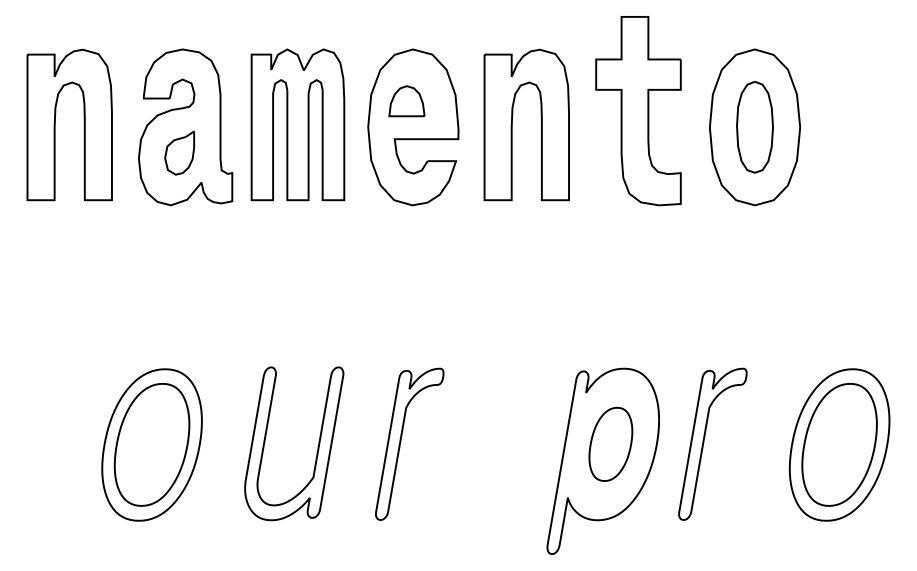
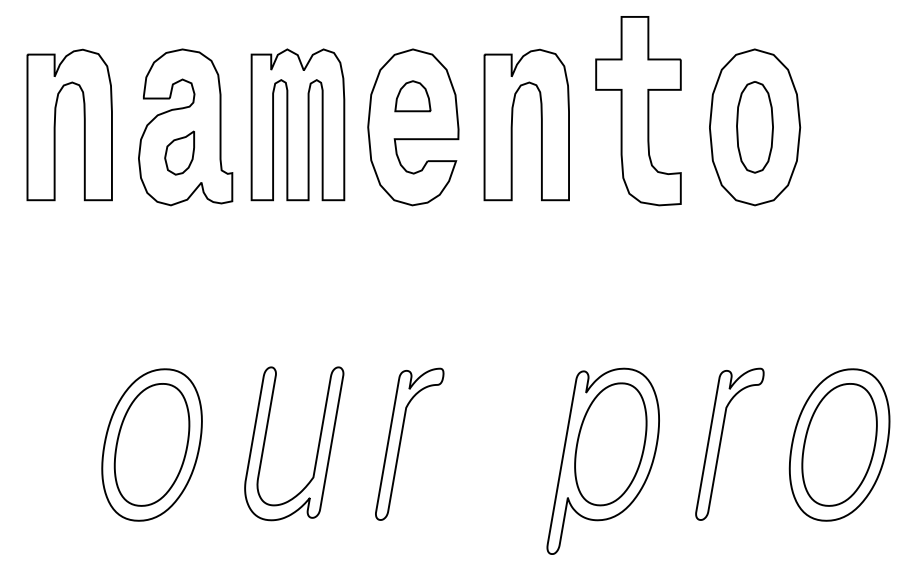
part position: (406, 101) -> (412, 96) (412, 96)
part size: 46x76 px -> 74x125 px (610, 444)
part position: (704, 443) -> (721, 443) (721, 443)
